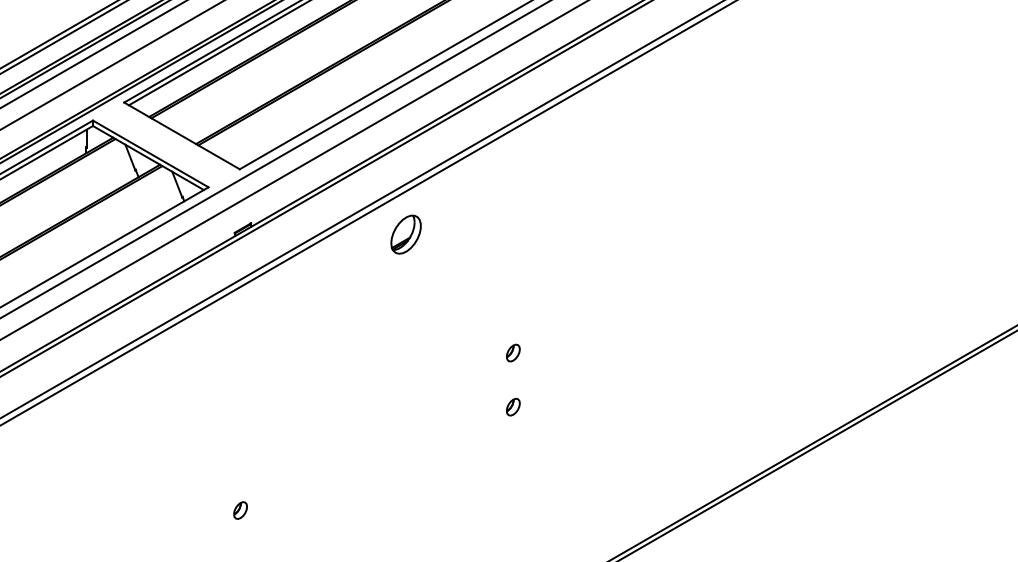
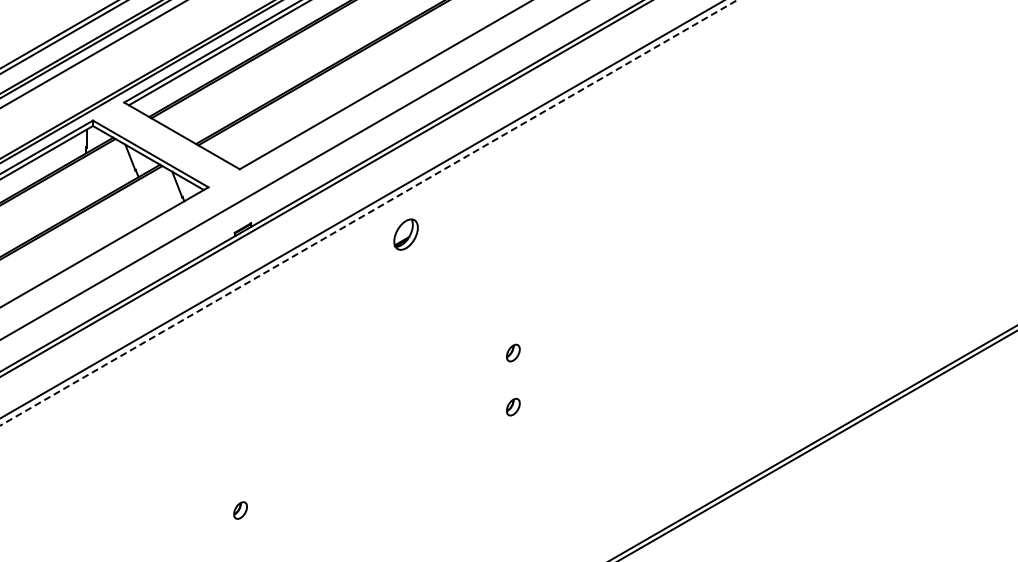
line: present -> none (111, 65)
line: present -> none (275, 159)
line: solid -> dashed (369, 212)
part size: 32x41 px -> 26x33 px (405, 234)
